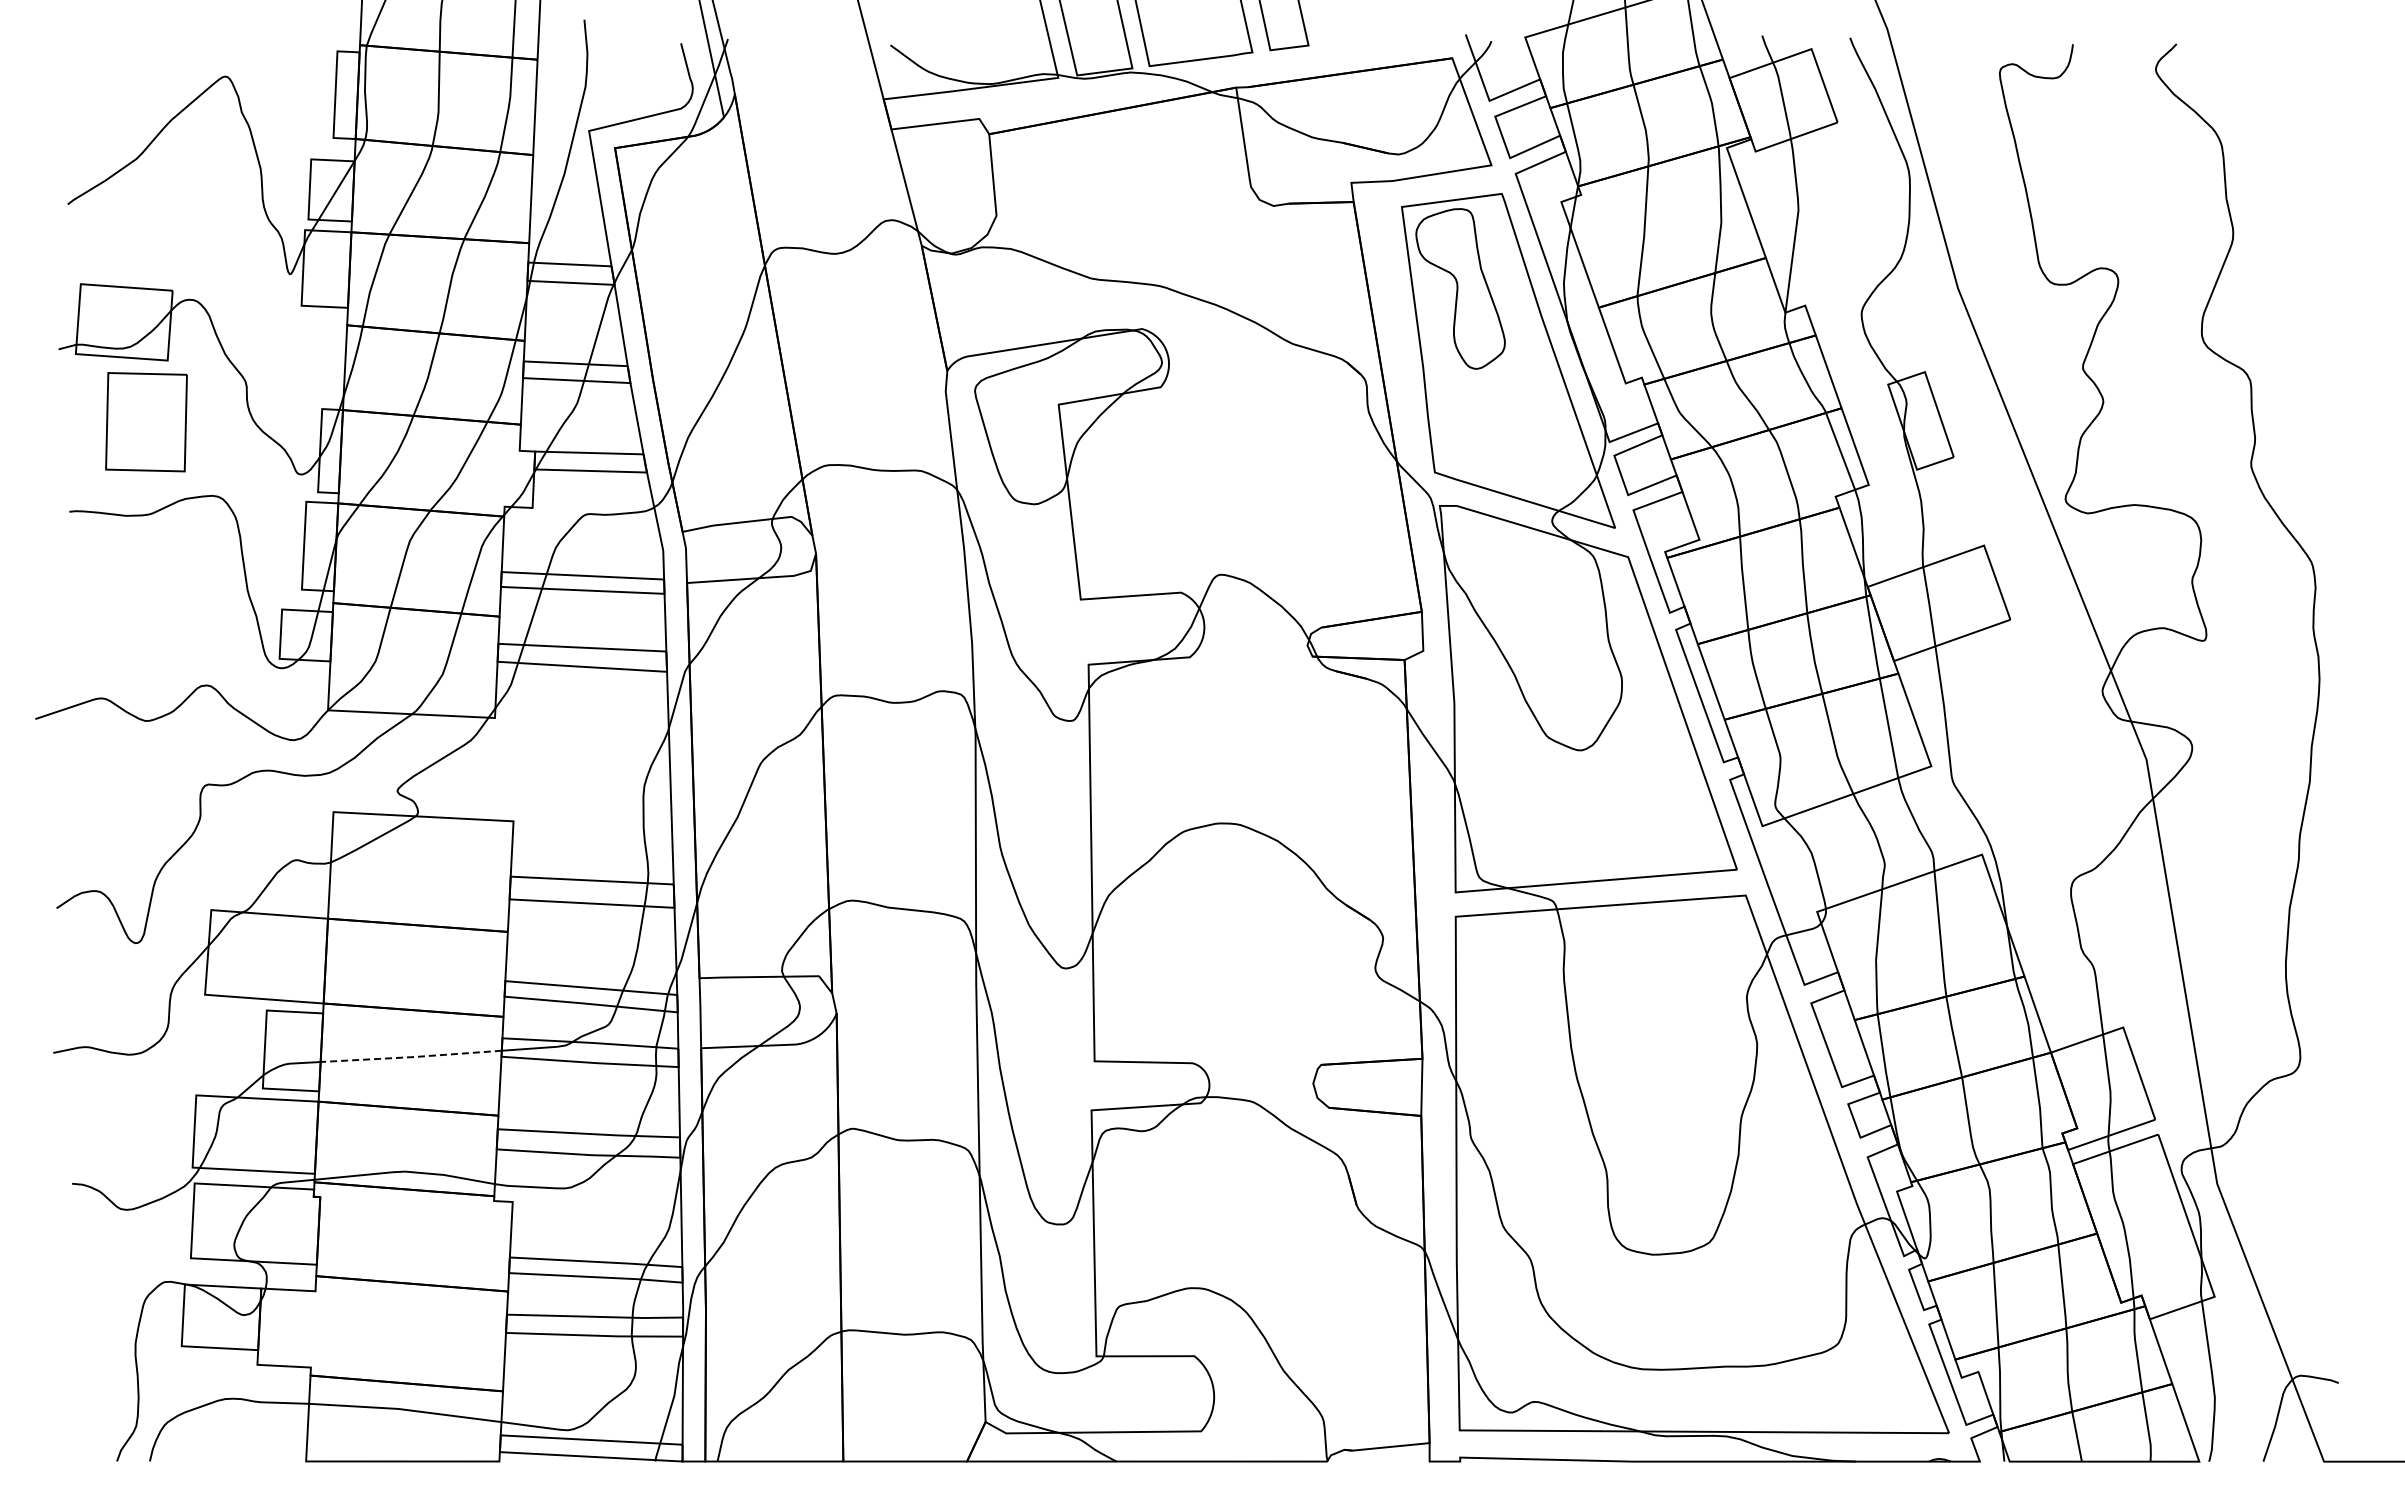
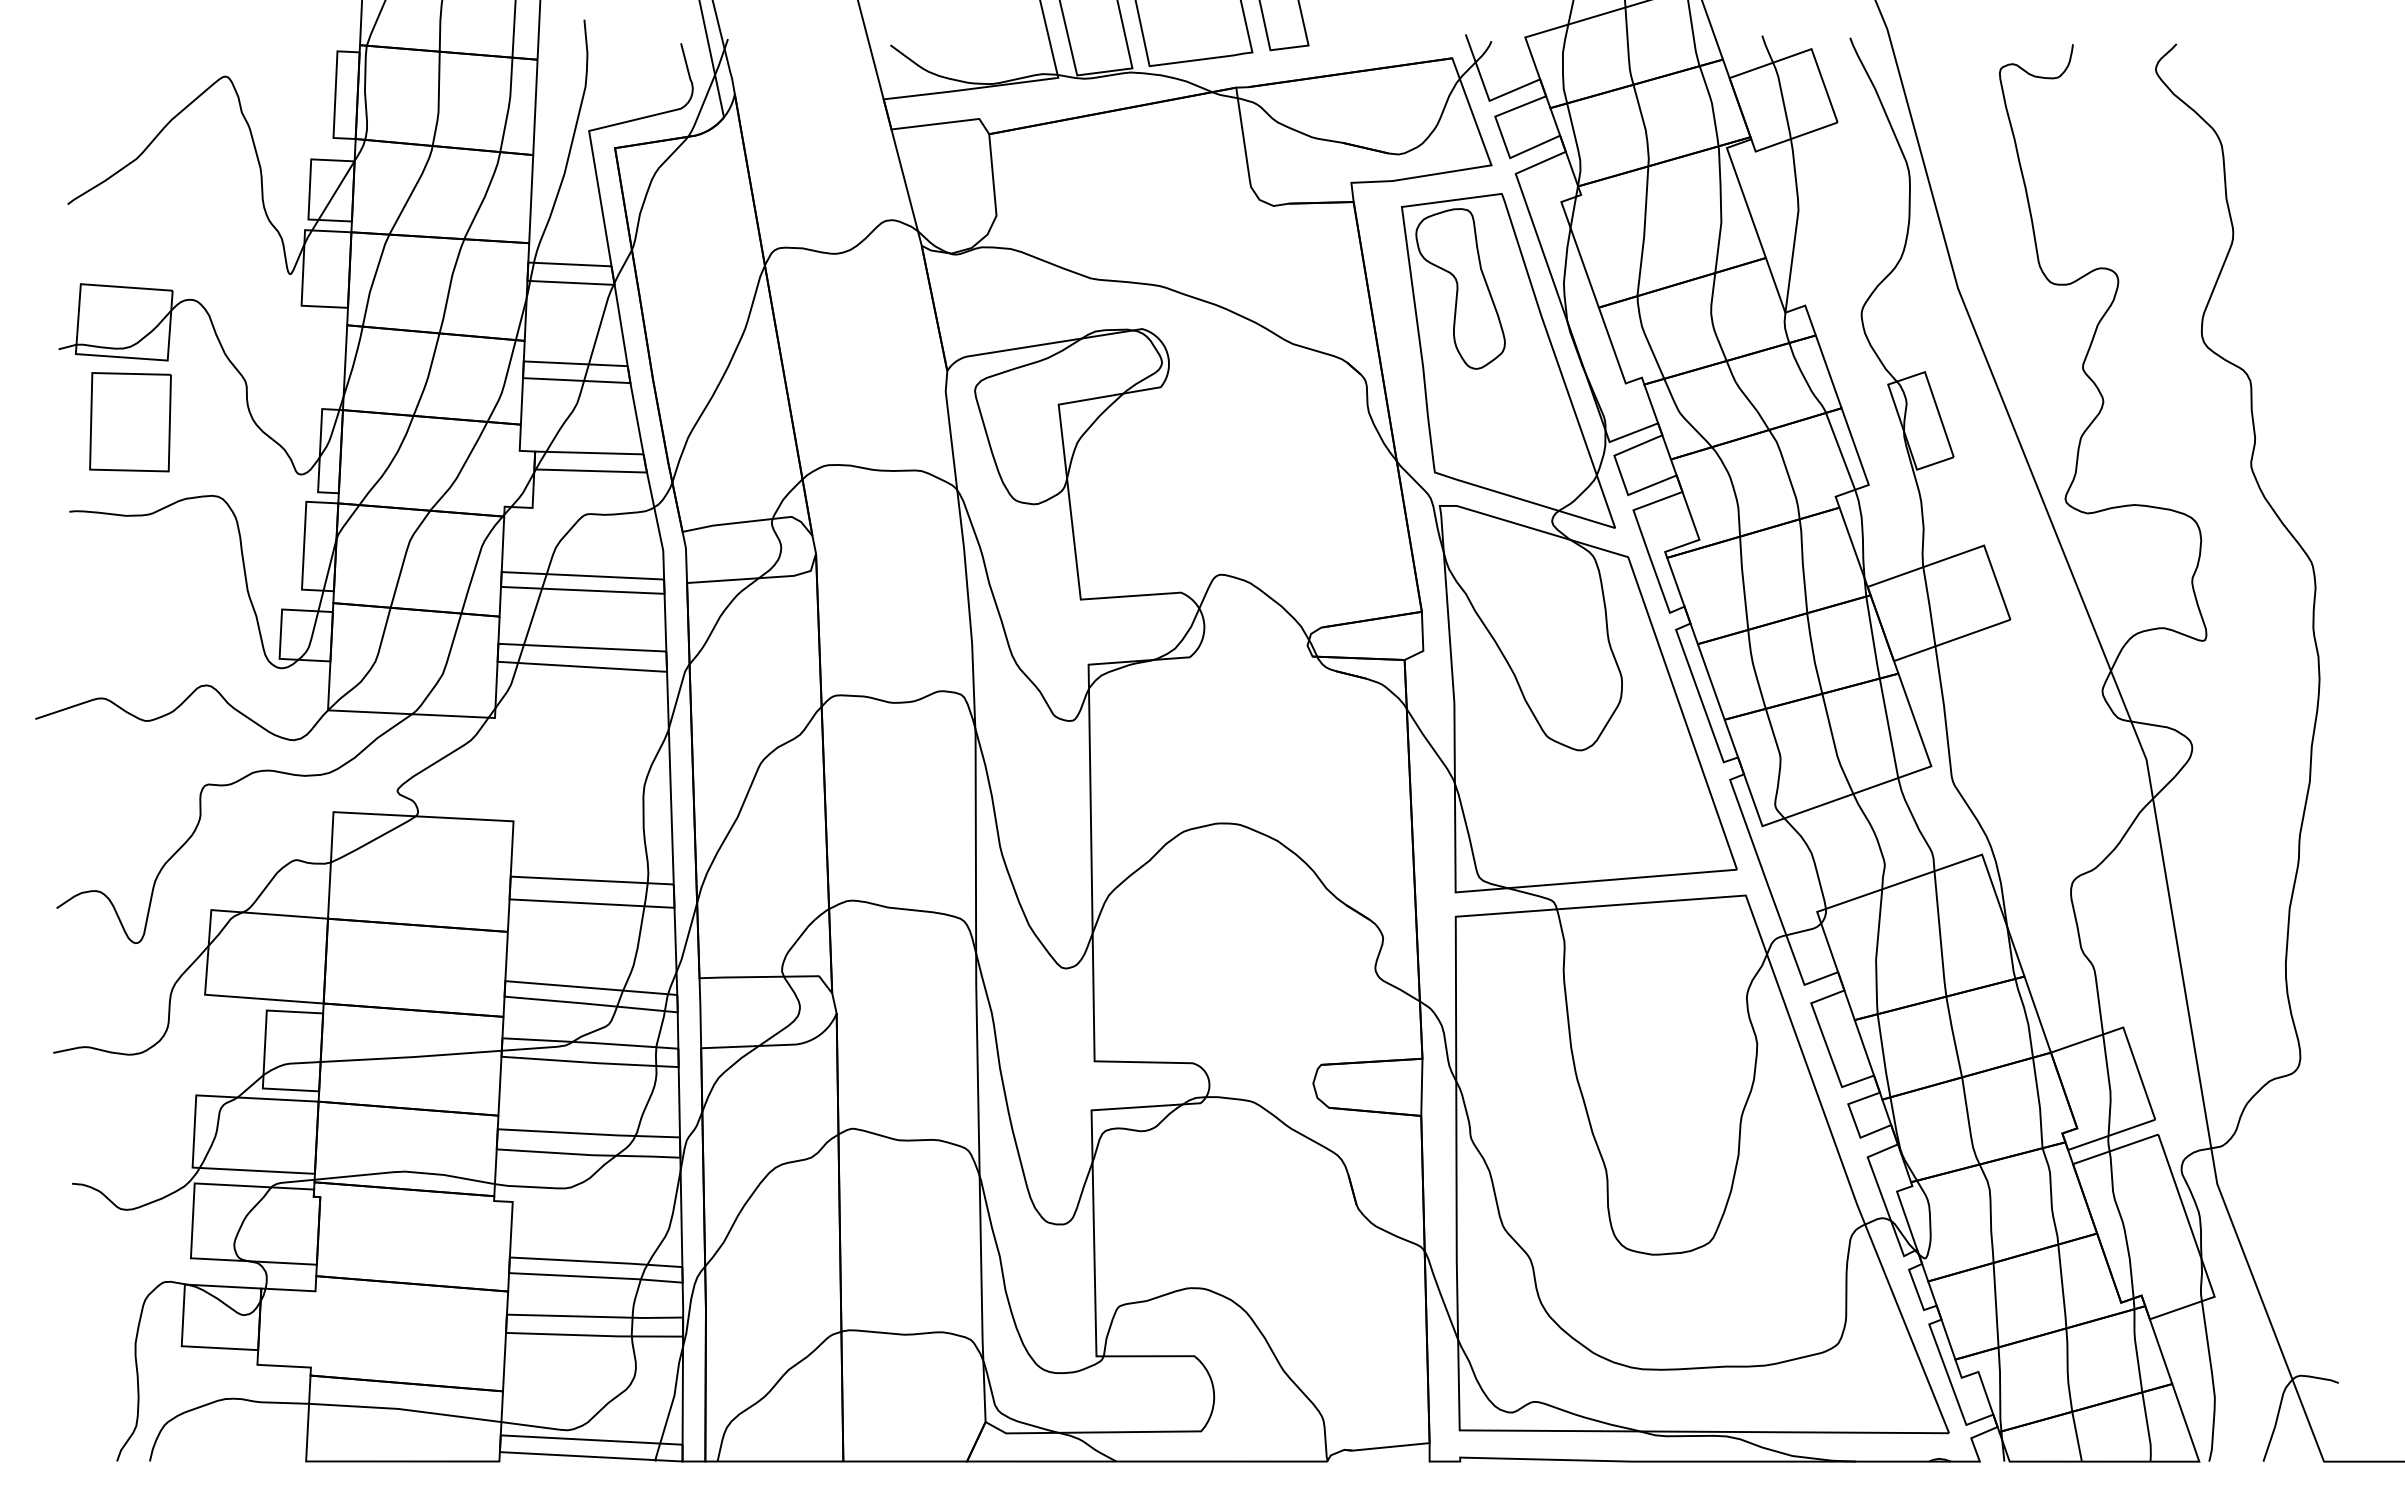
part position: (146, 422) -> (130, 422) (130, 422)
line: dashed -> solid (411, 1057)
